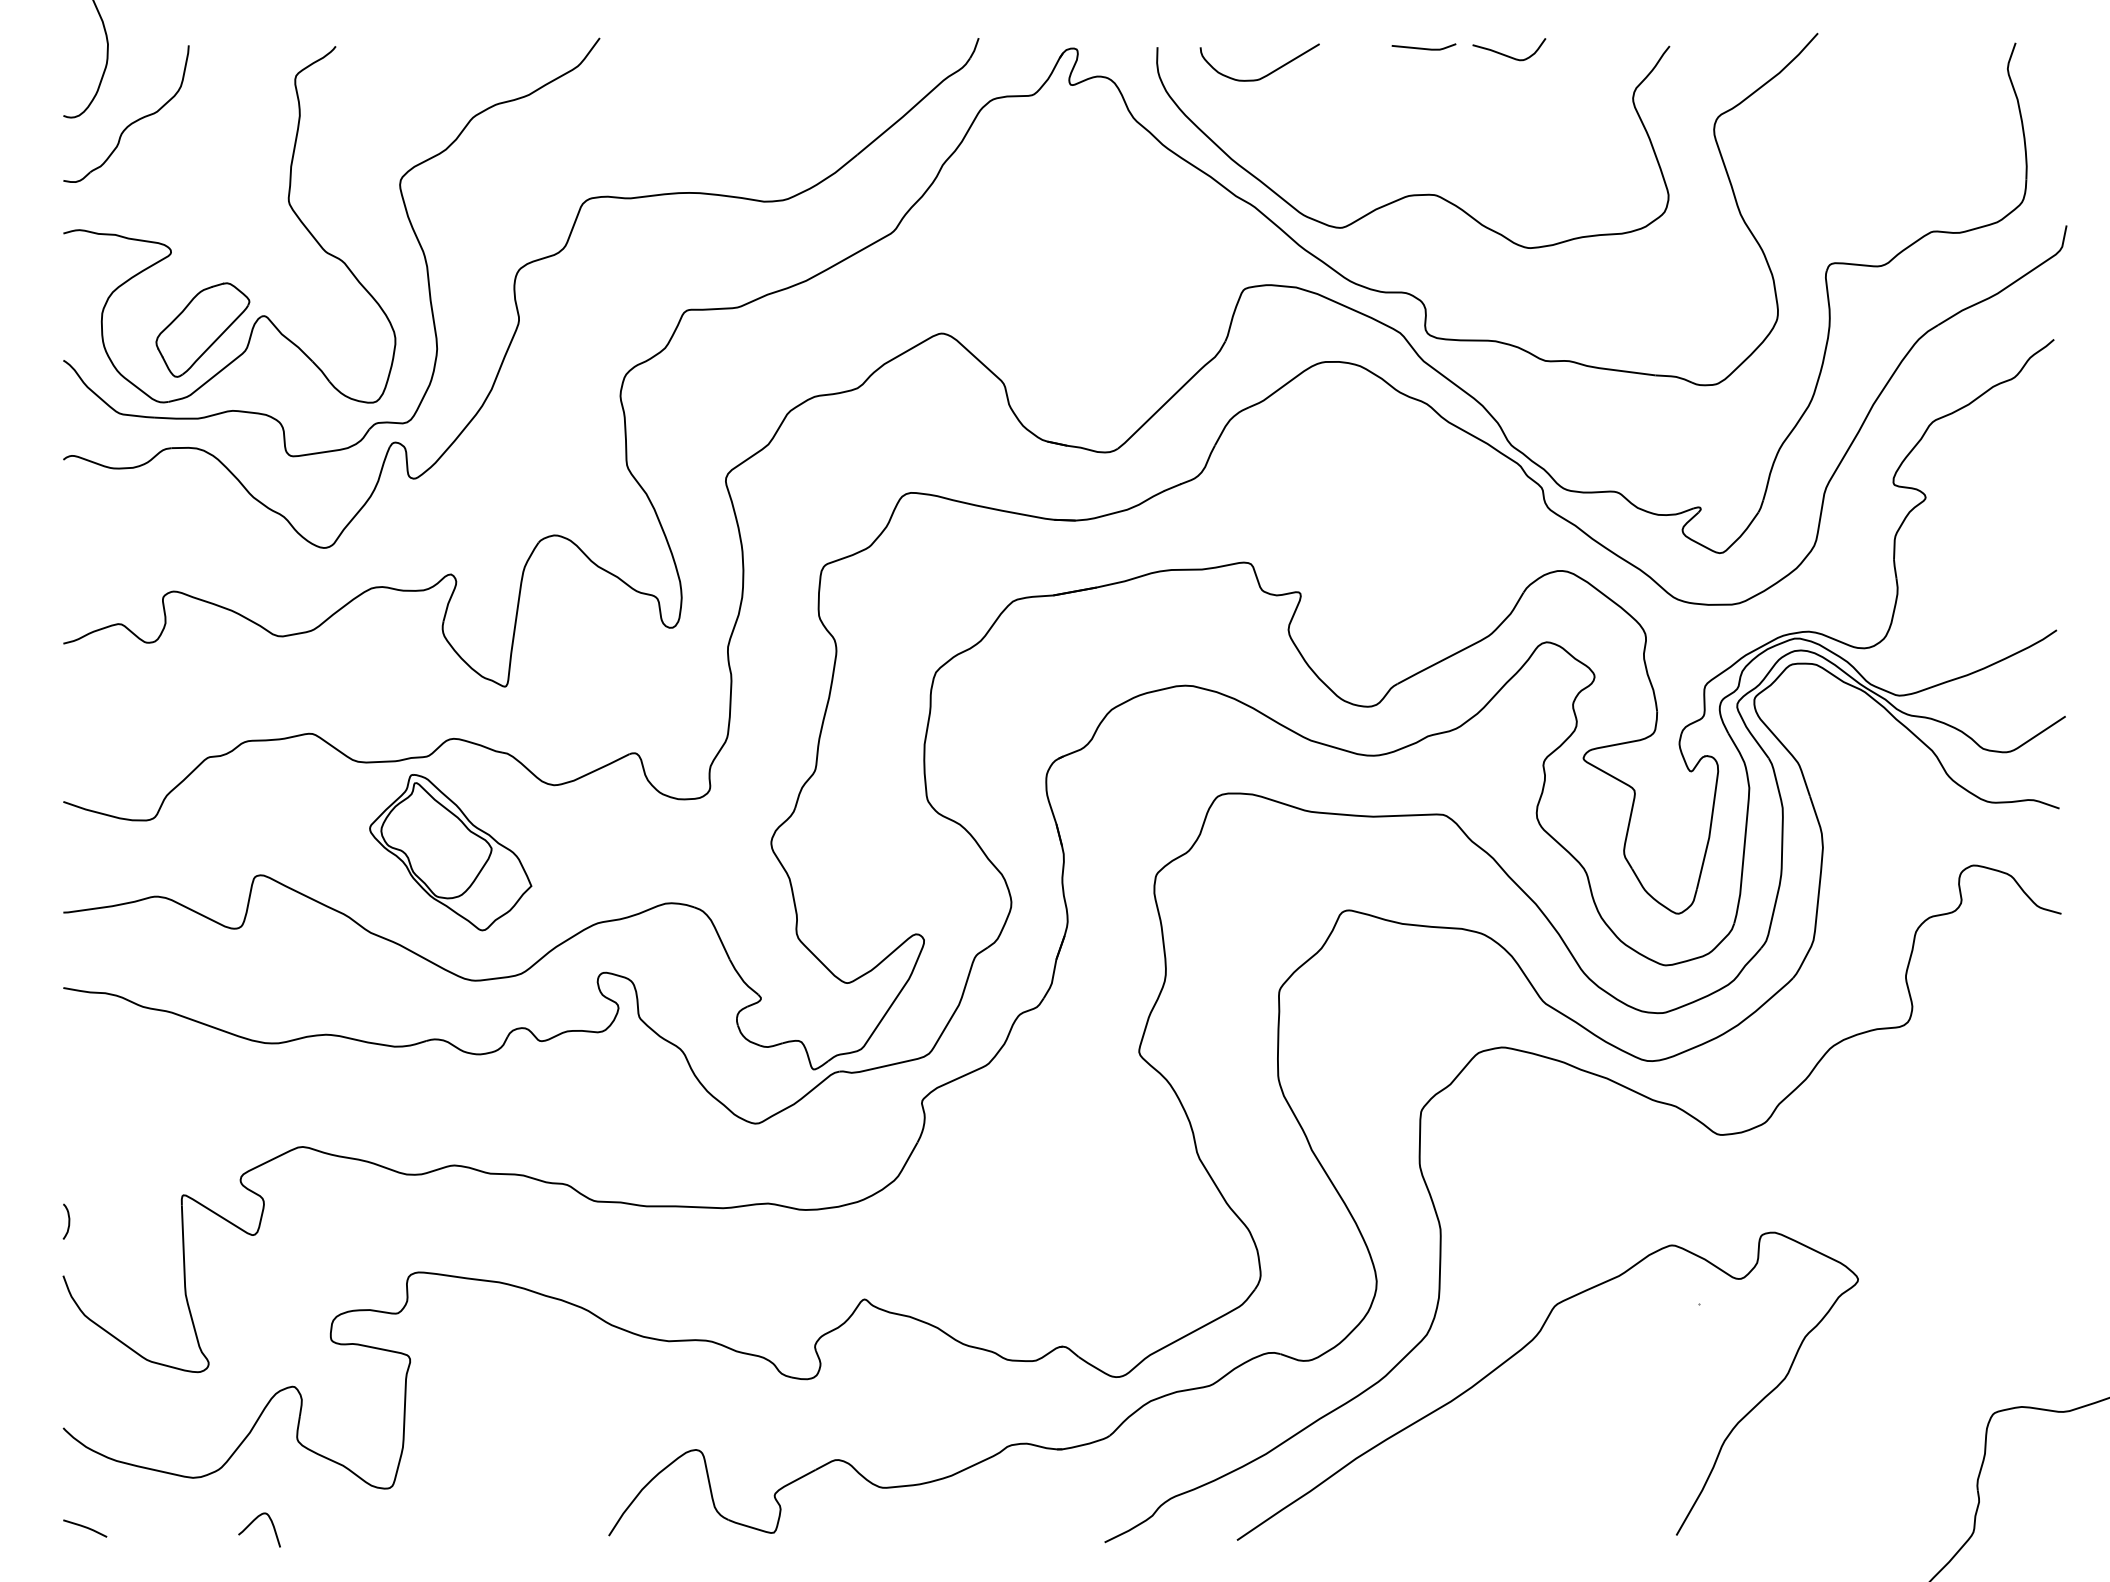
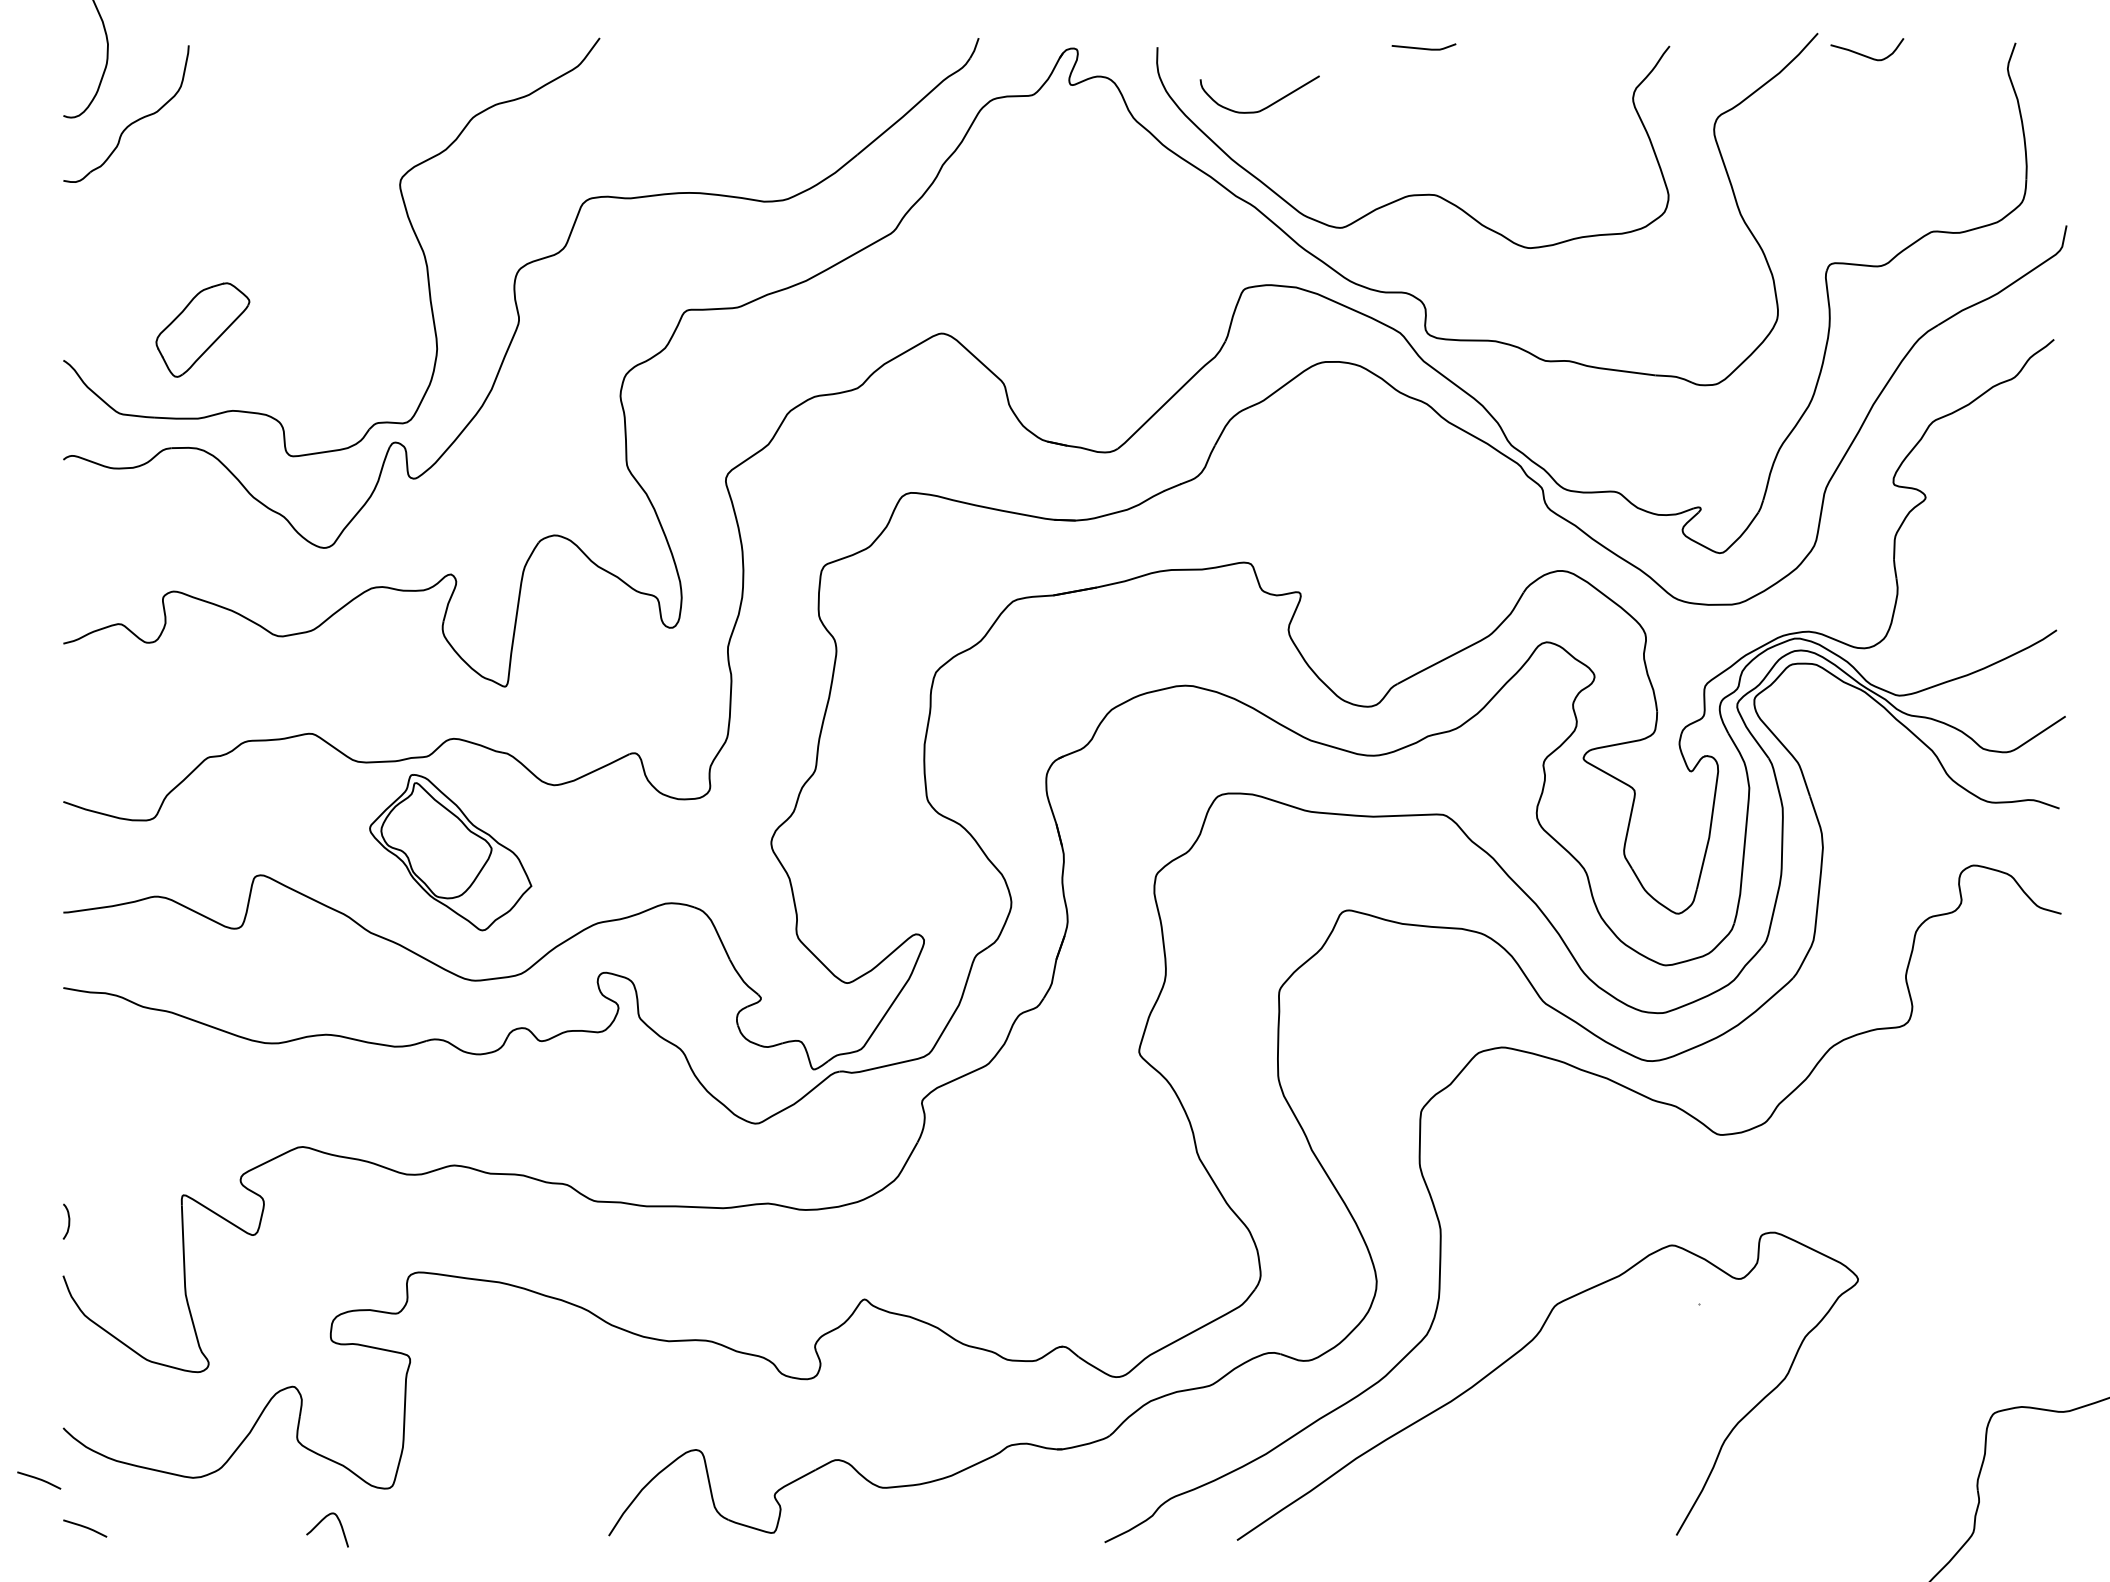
curve position: (1506, 54) -> (1864, 54) (1864, 54)
curve position: (1266, 74) -> (1266, 106) (1266, 106)
part: present -> none (288, 204)
line: none -> present (39, 1480)
curve position: (253, 1522) -> (321, 1522) (321, 1522)
